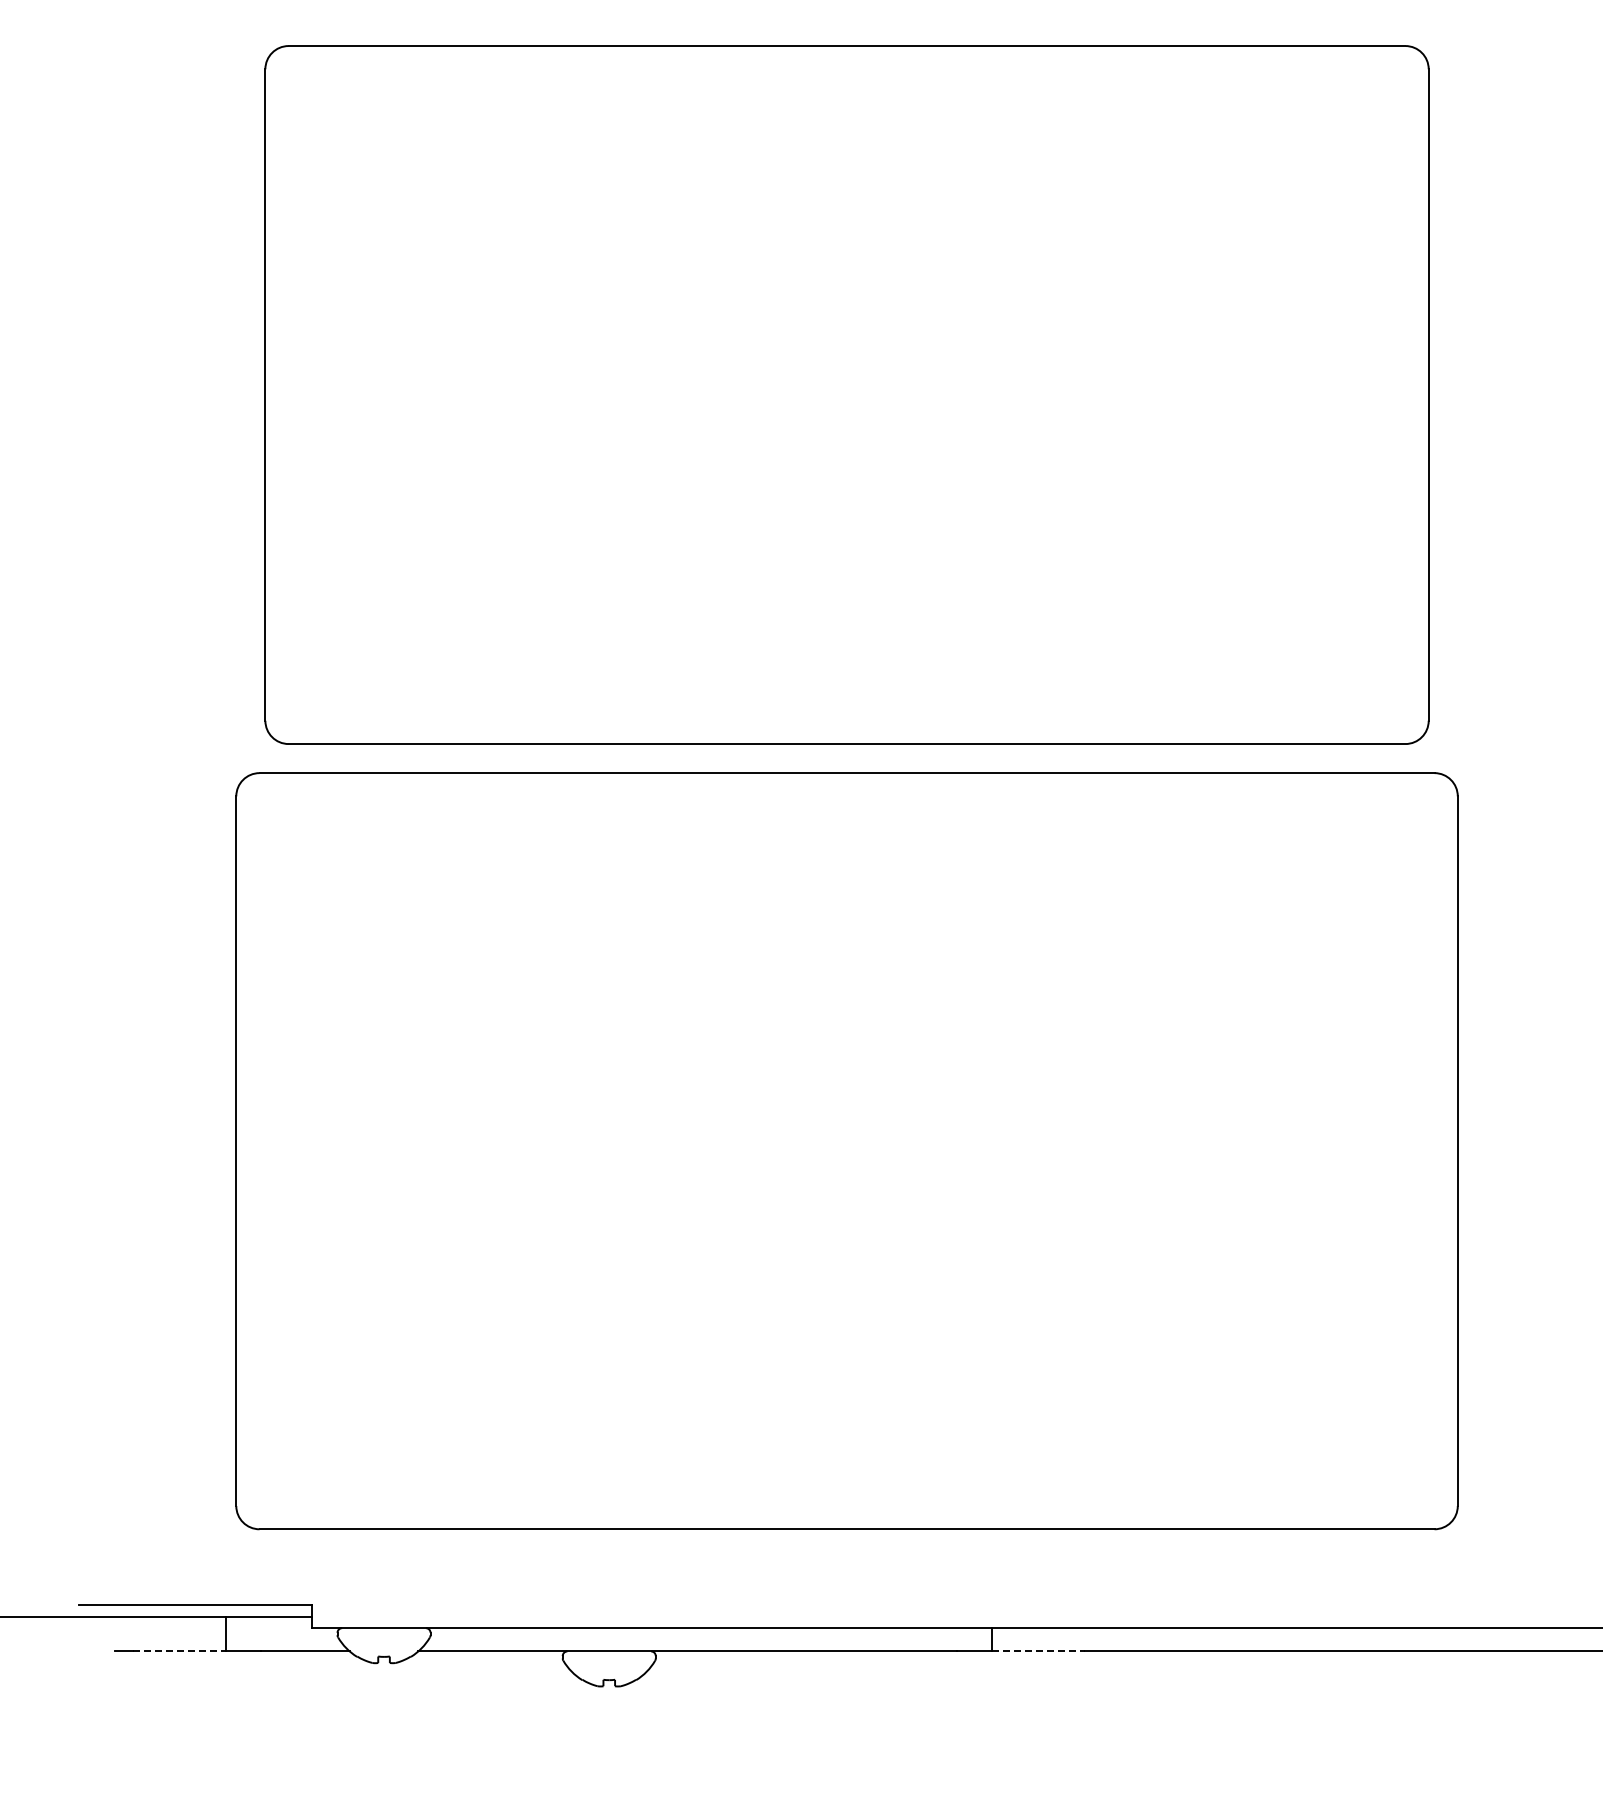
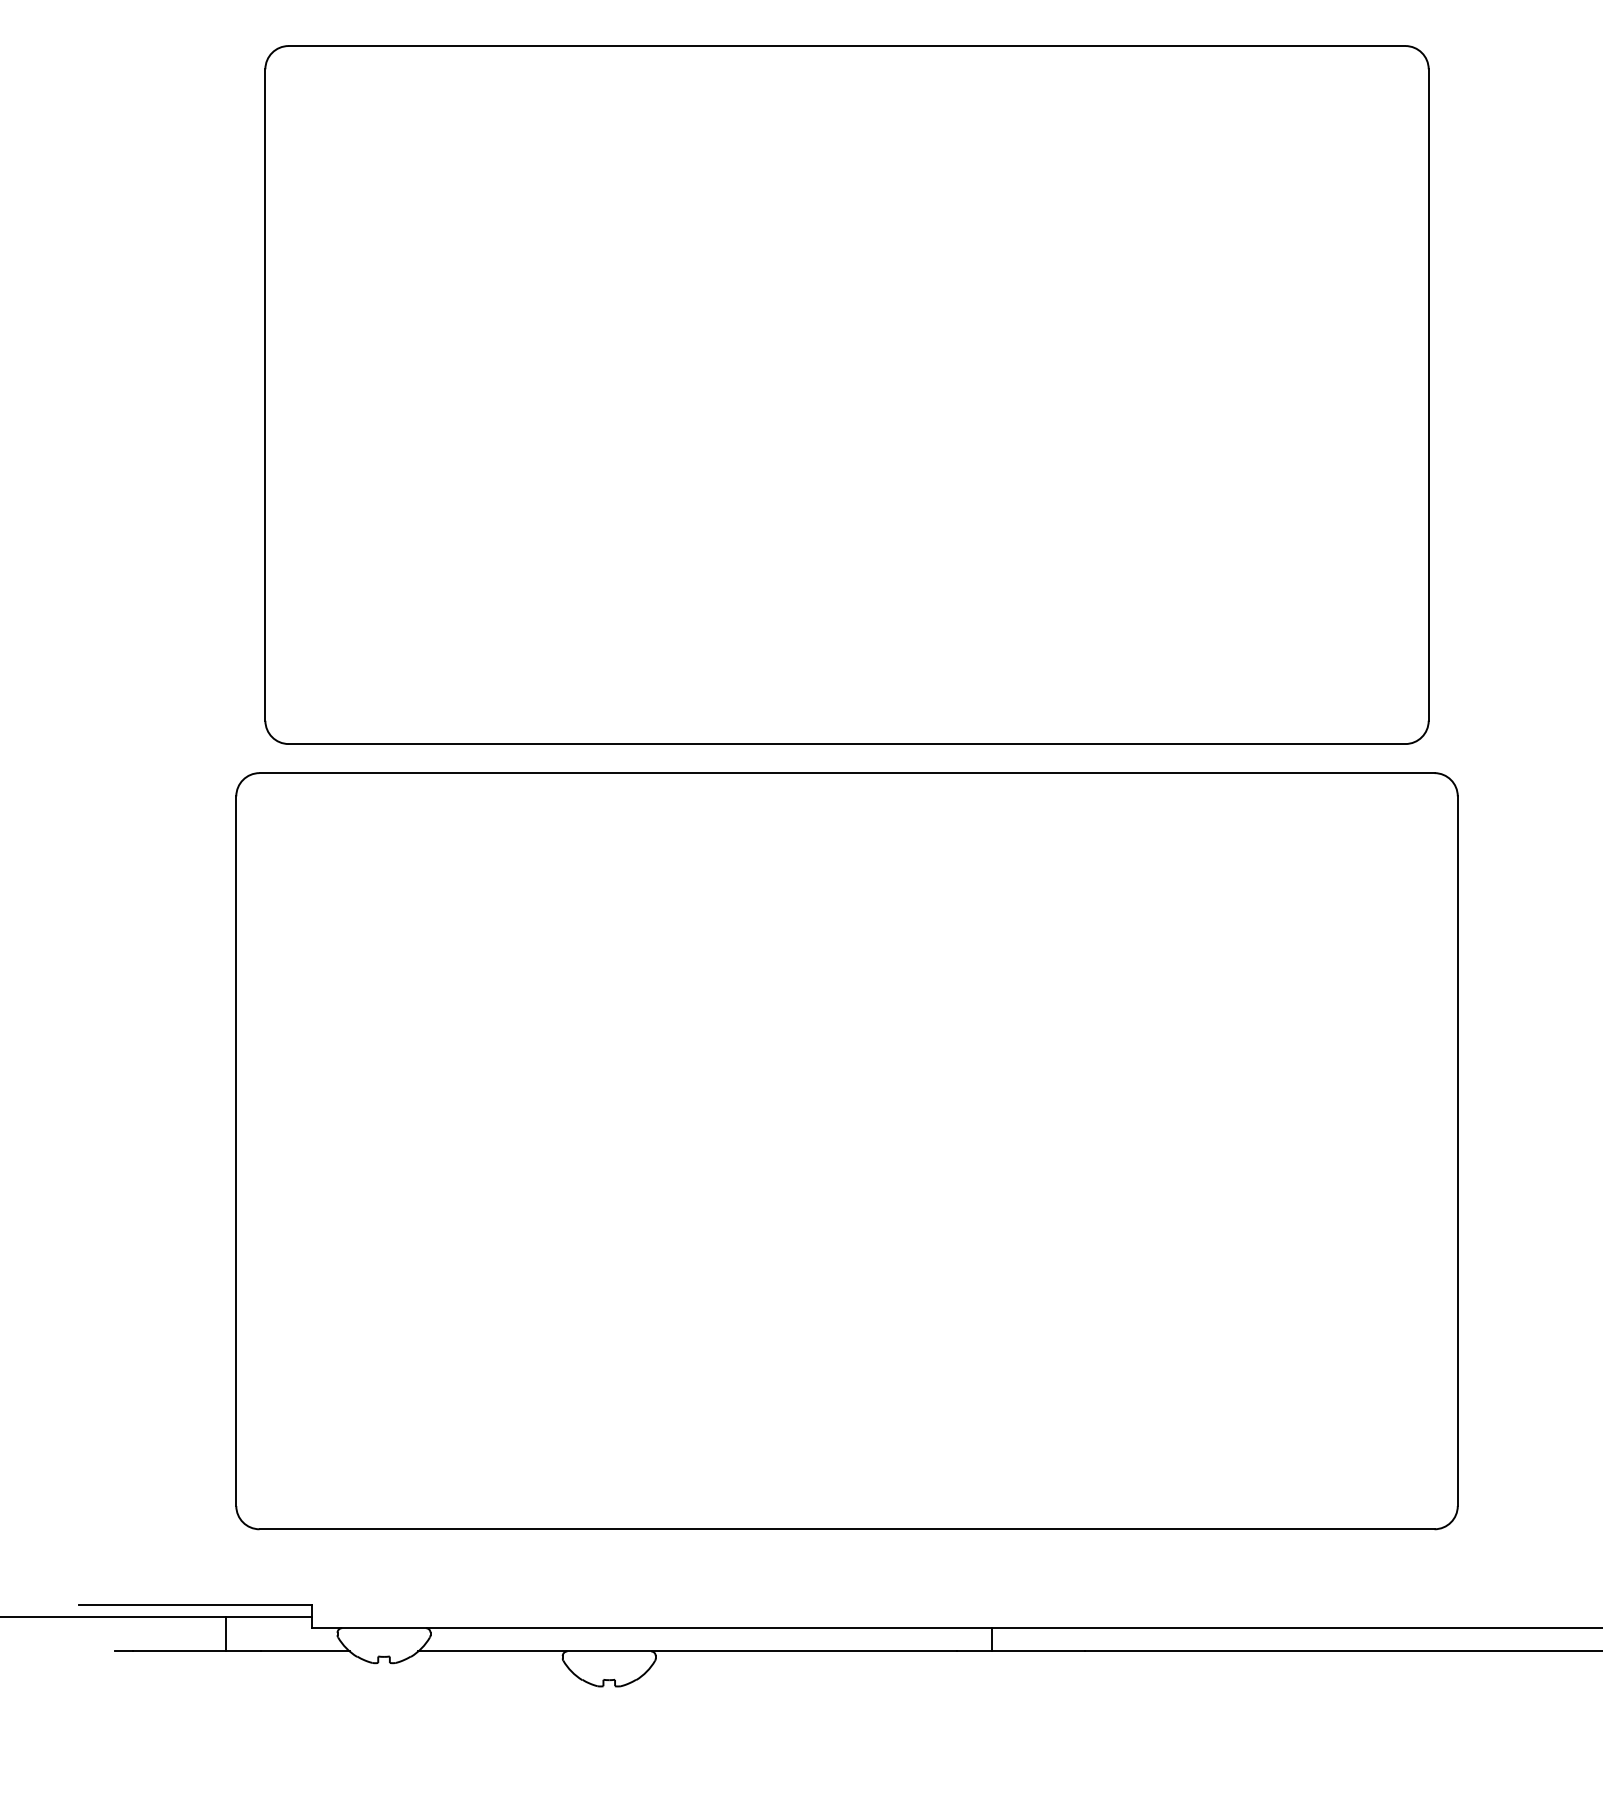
line: dashed -> solid (179, 1651)
line: dashed -> solid (1038, 1651)
